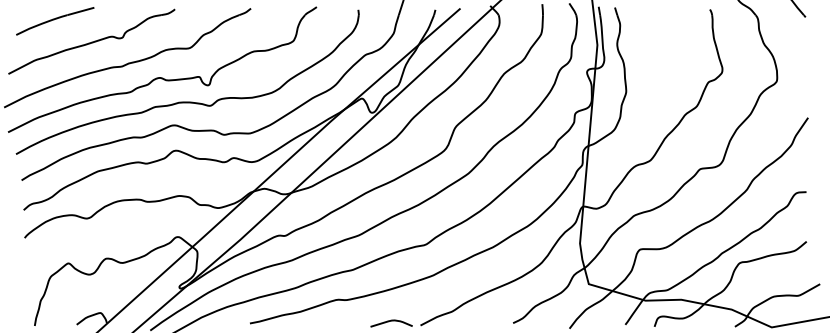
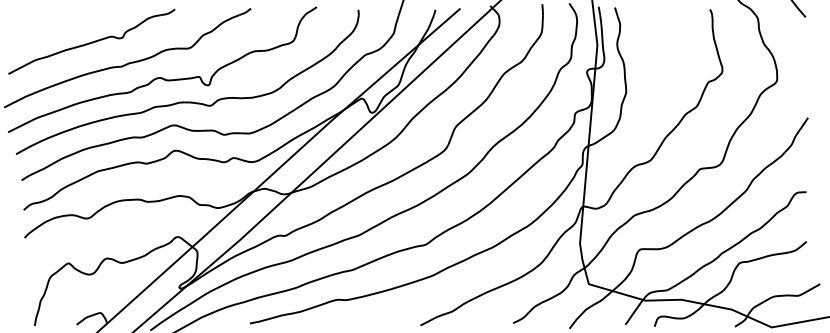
part: present -> none (55, 21)
curve: present -> none (391, 321)
